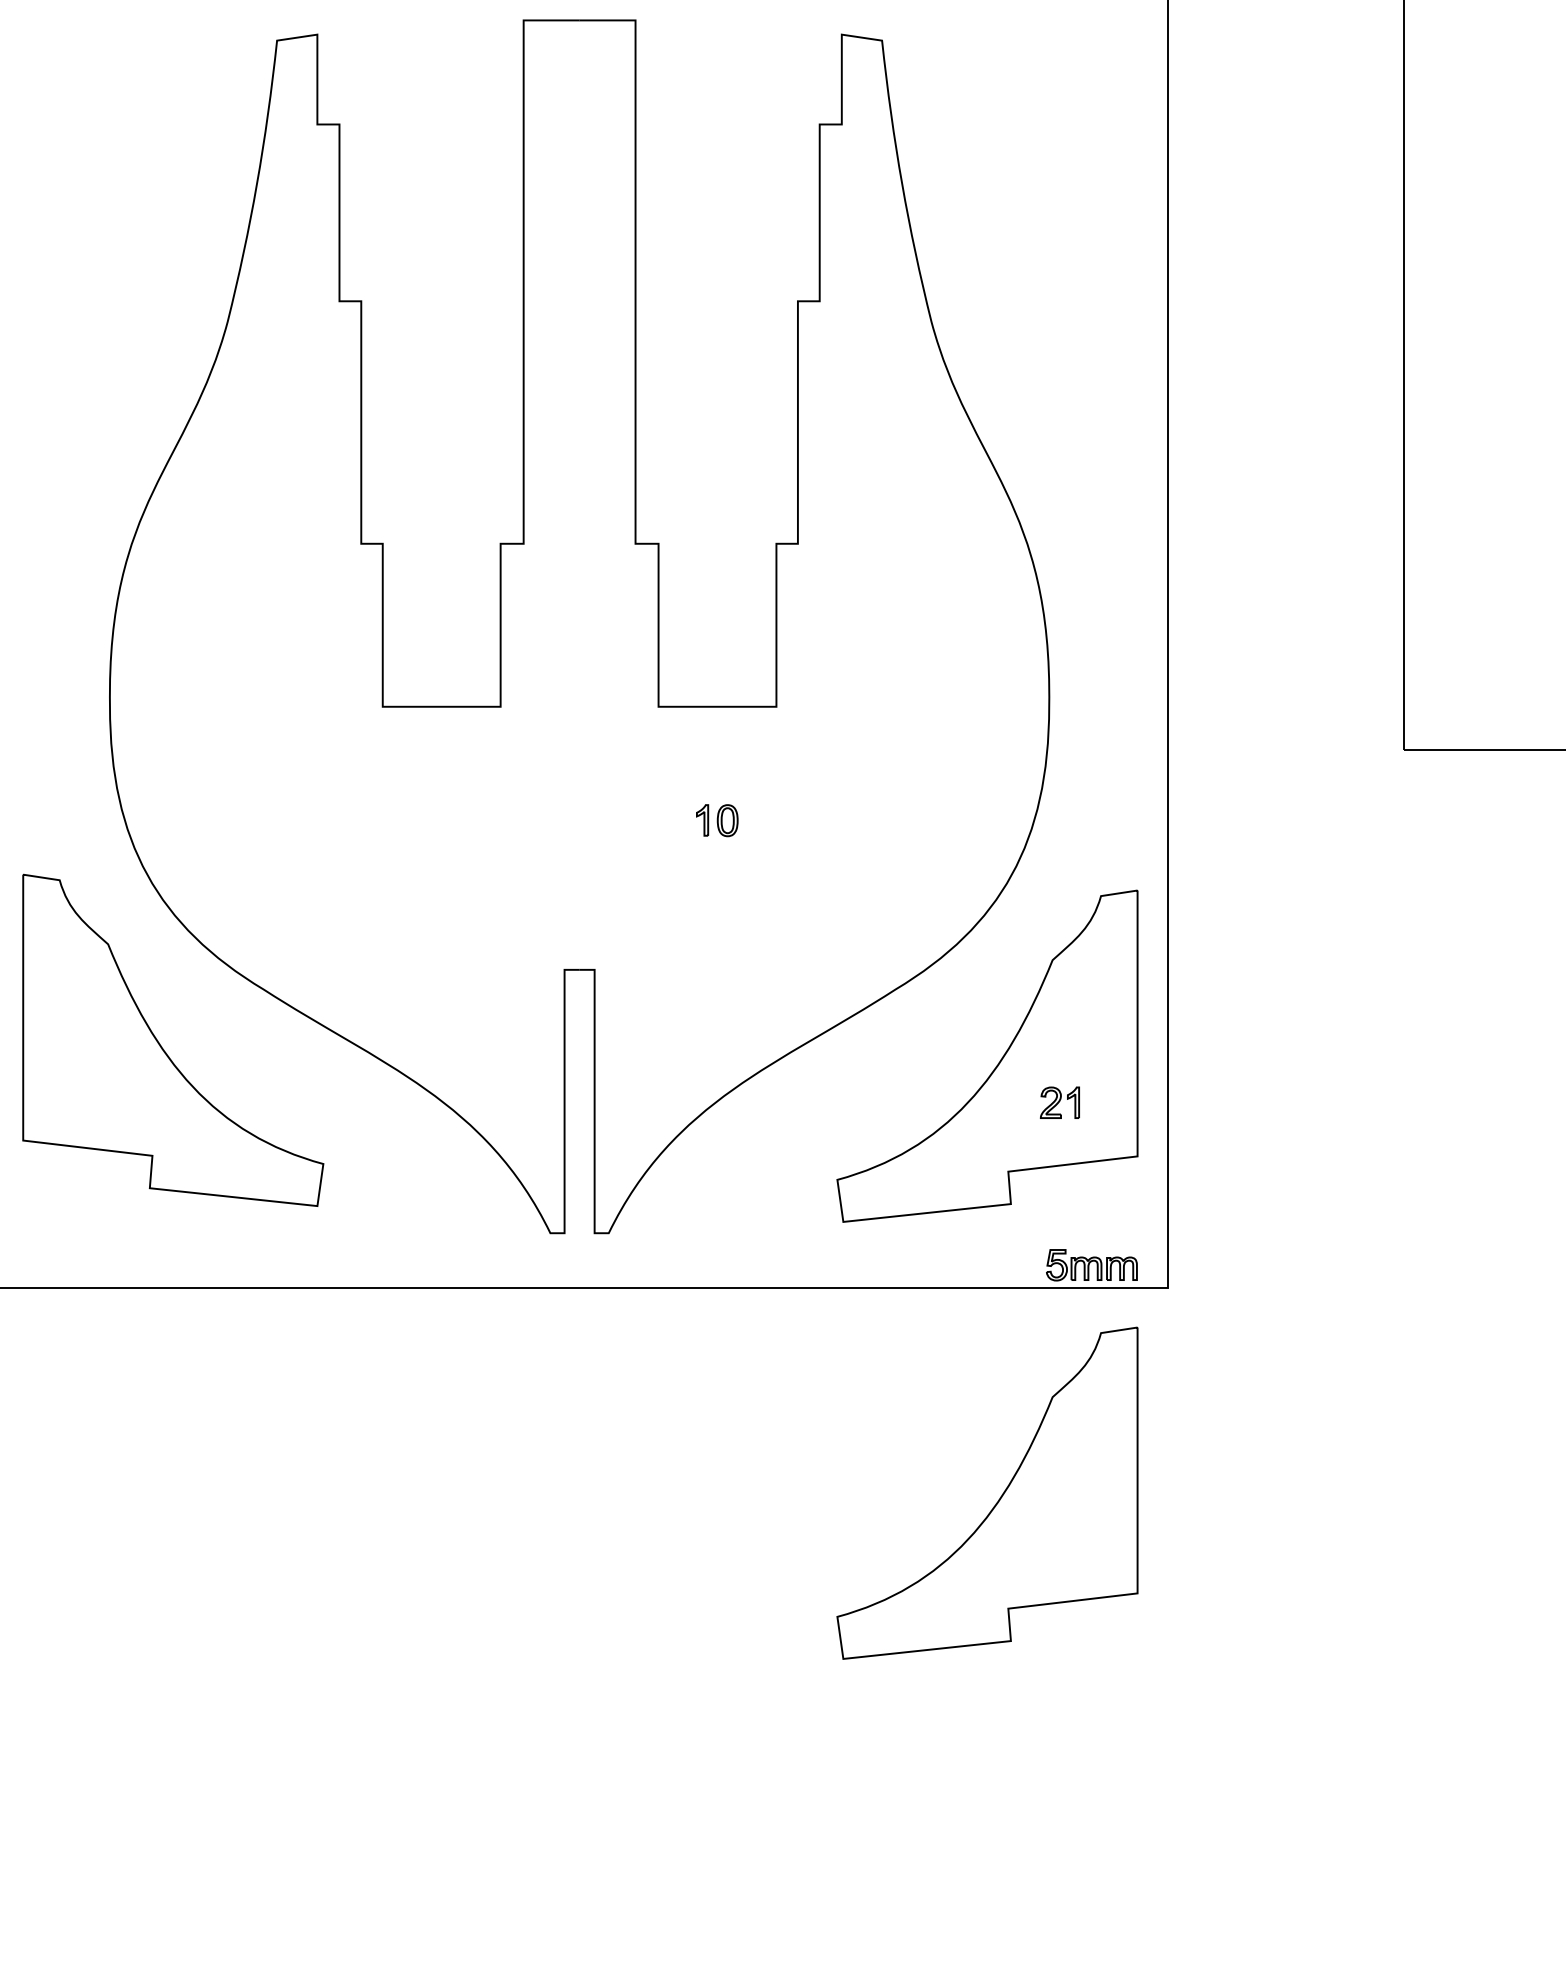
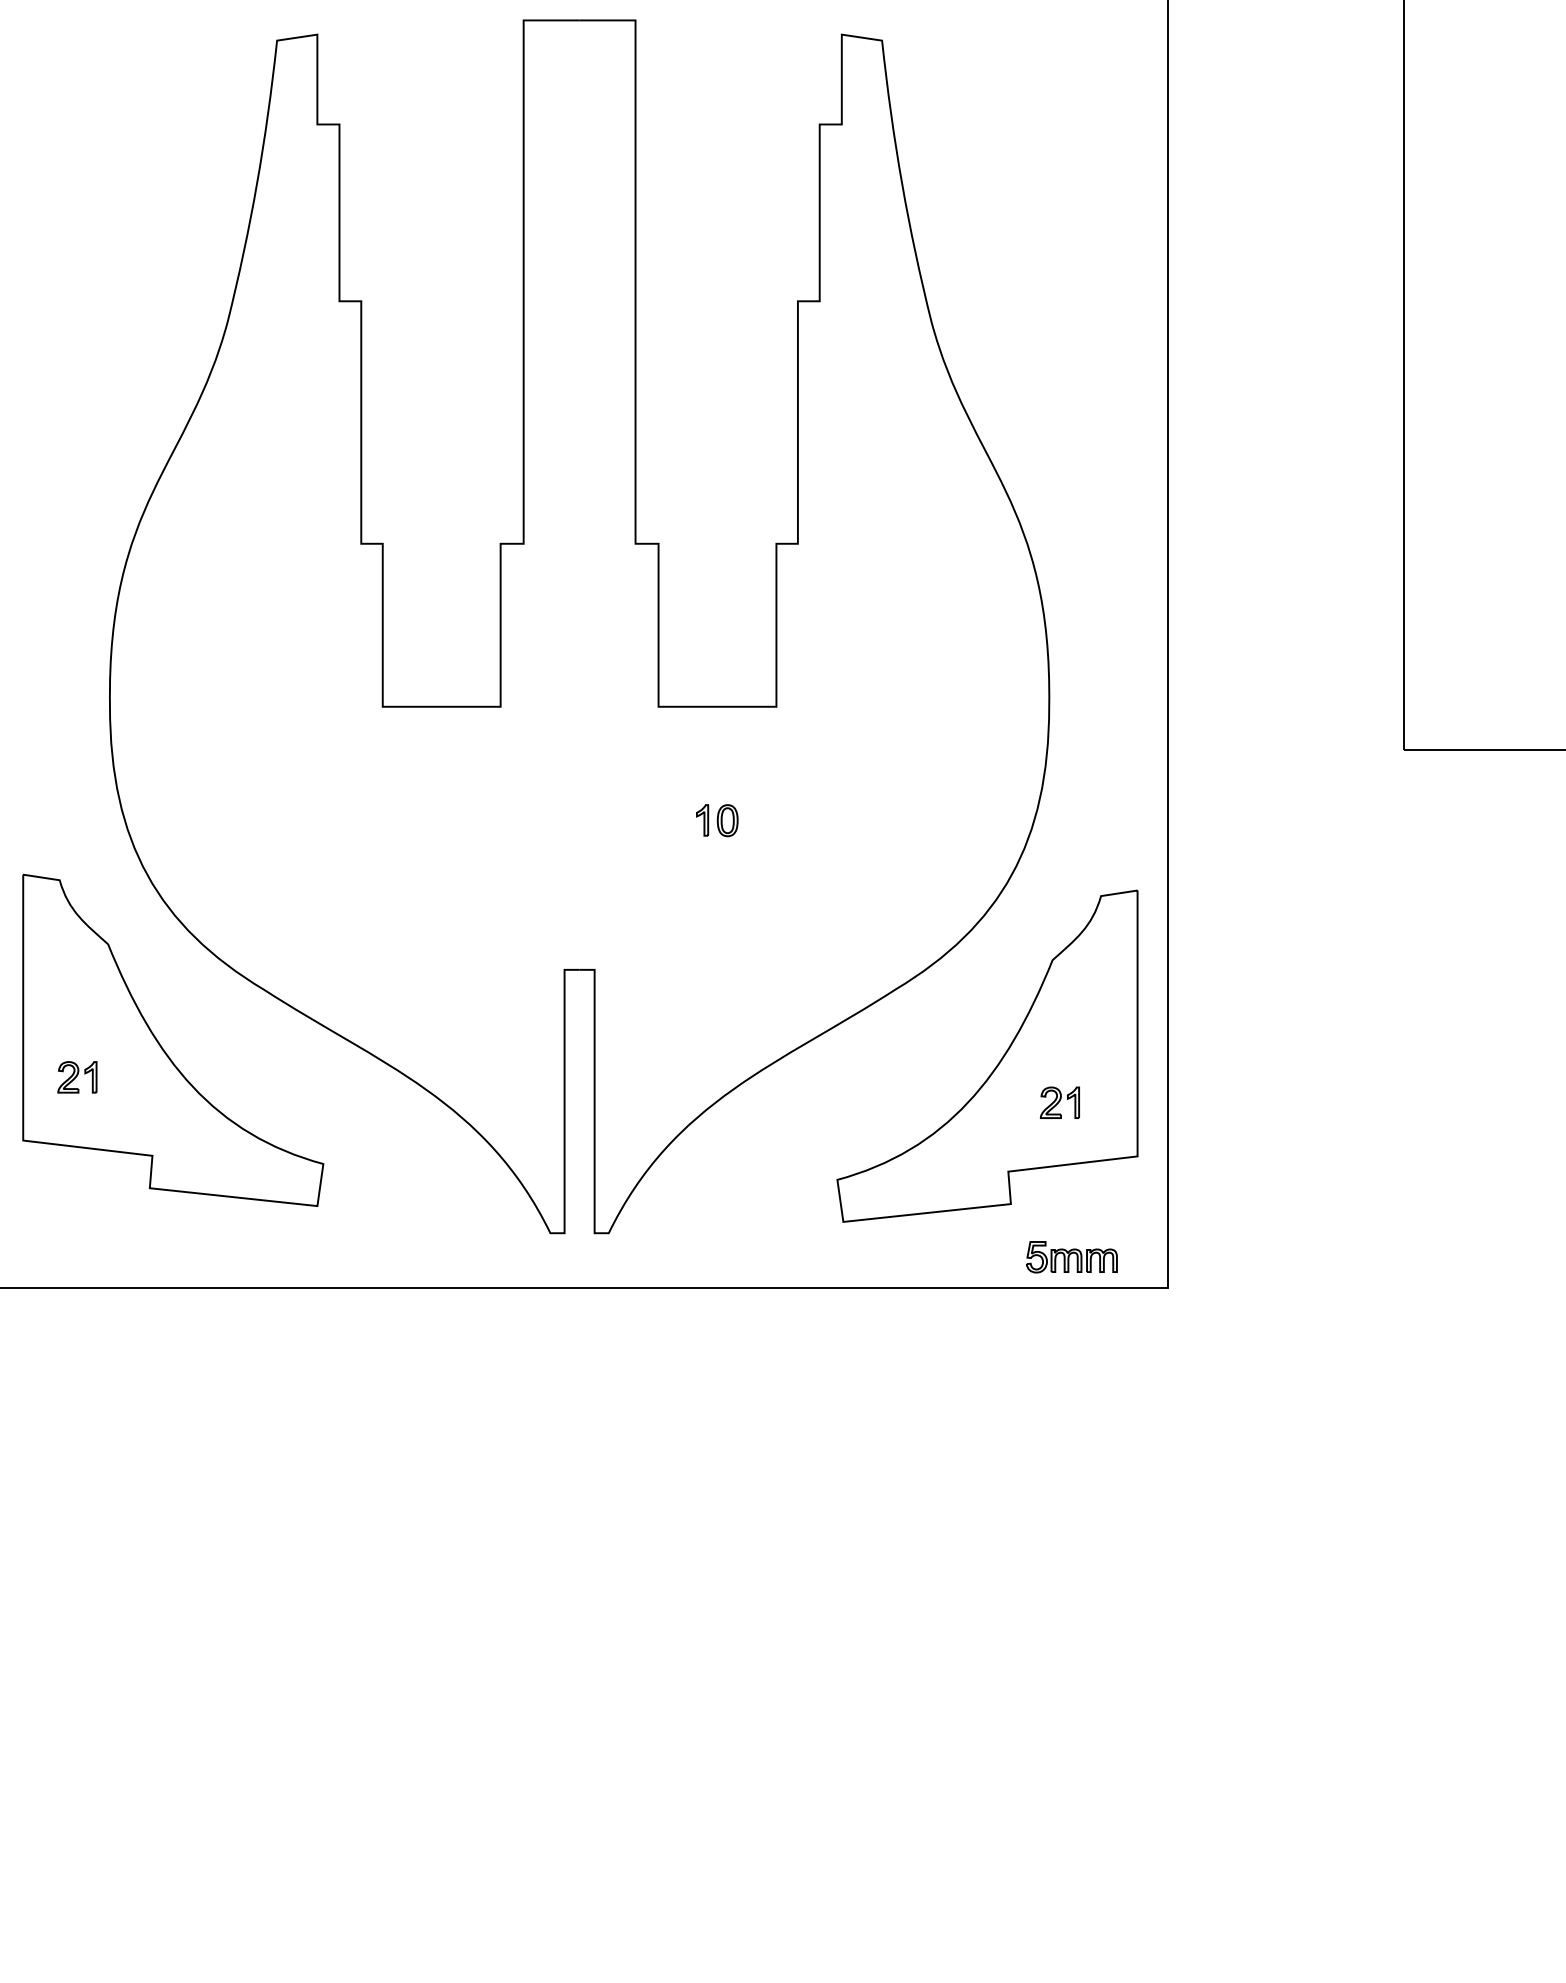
part: none -> present (77, 1077)
part position: (1091, 1265) -> (1071, 1257) (1071, 1257)
part: present -> none (998, 1499)
